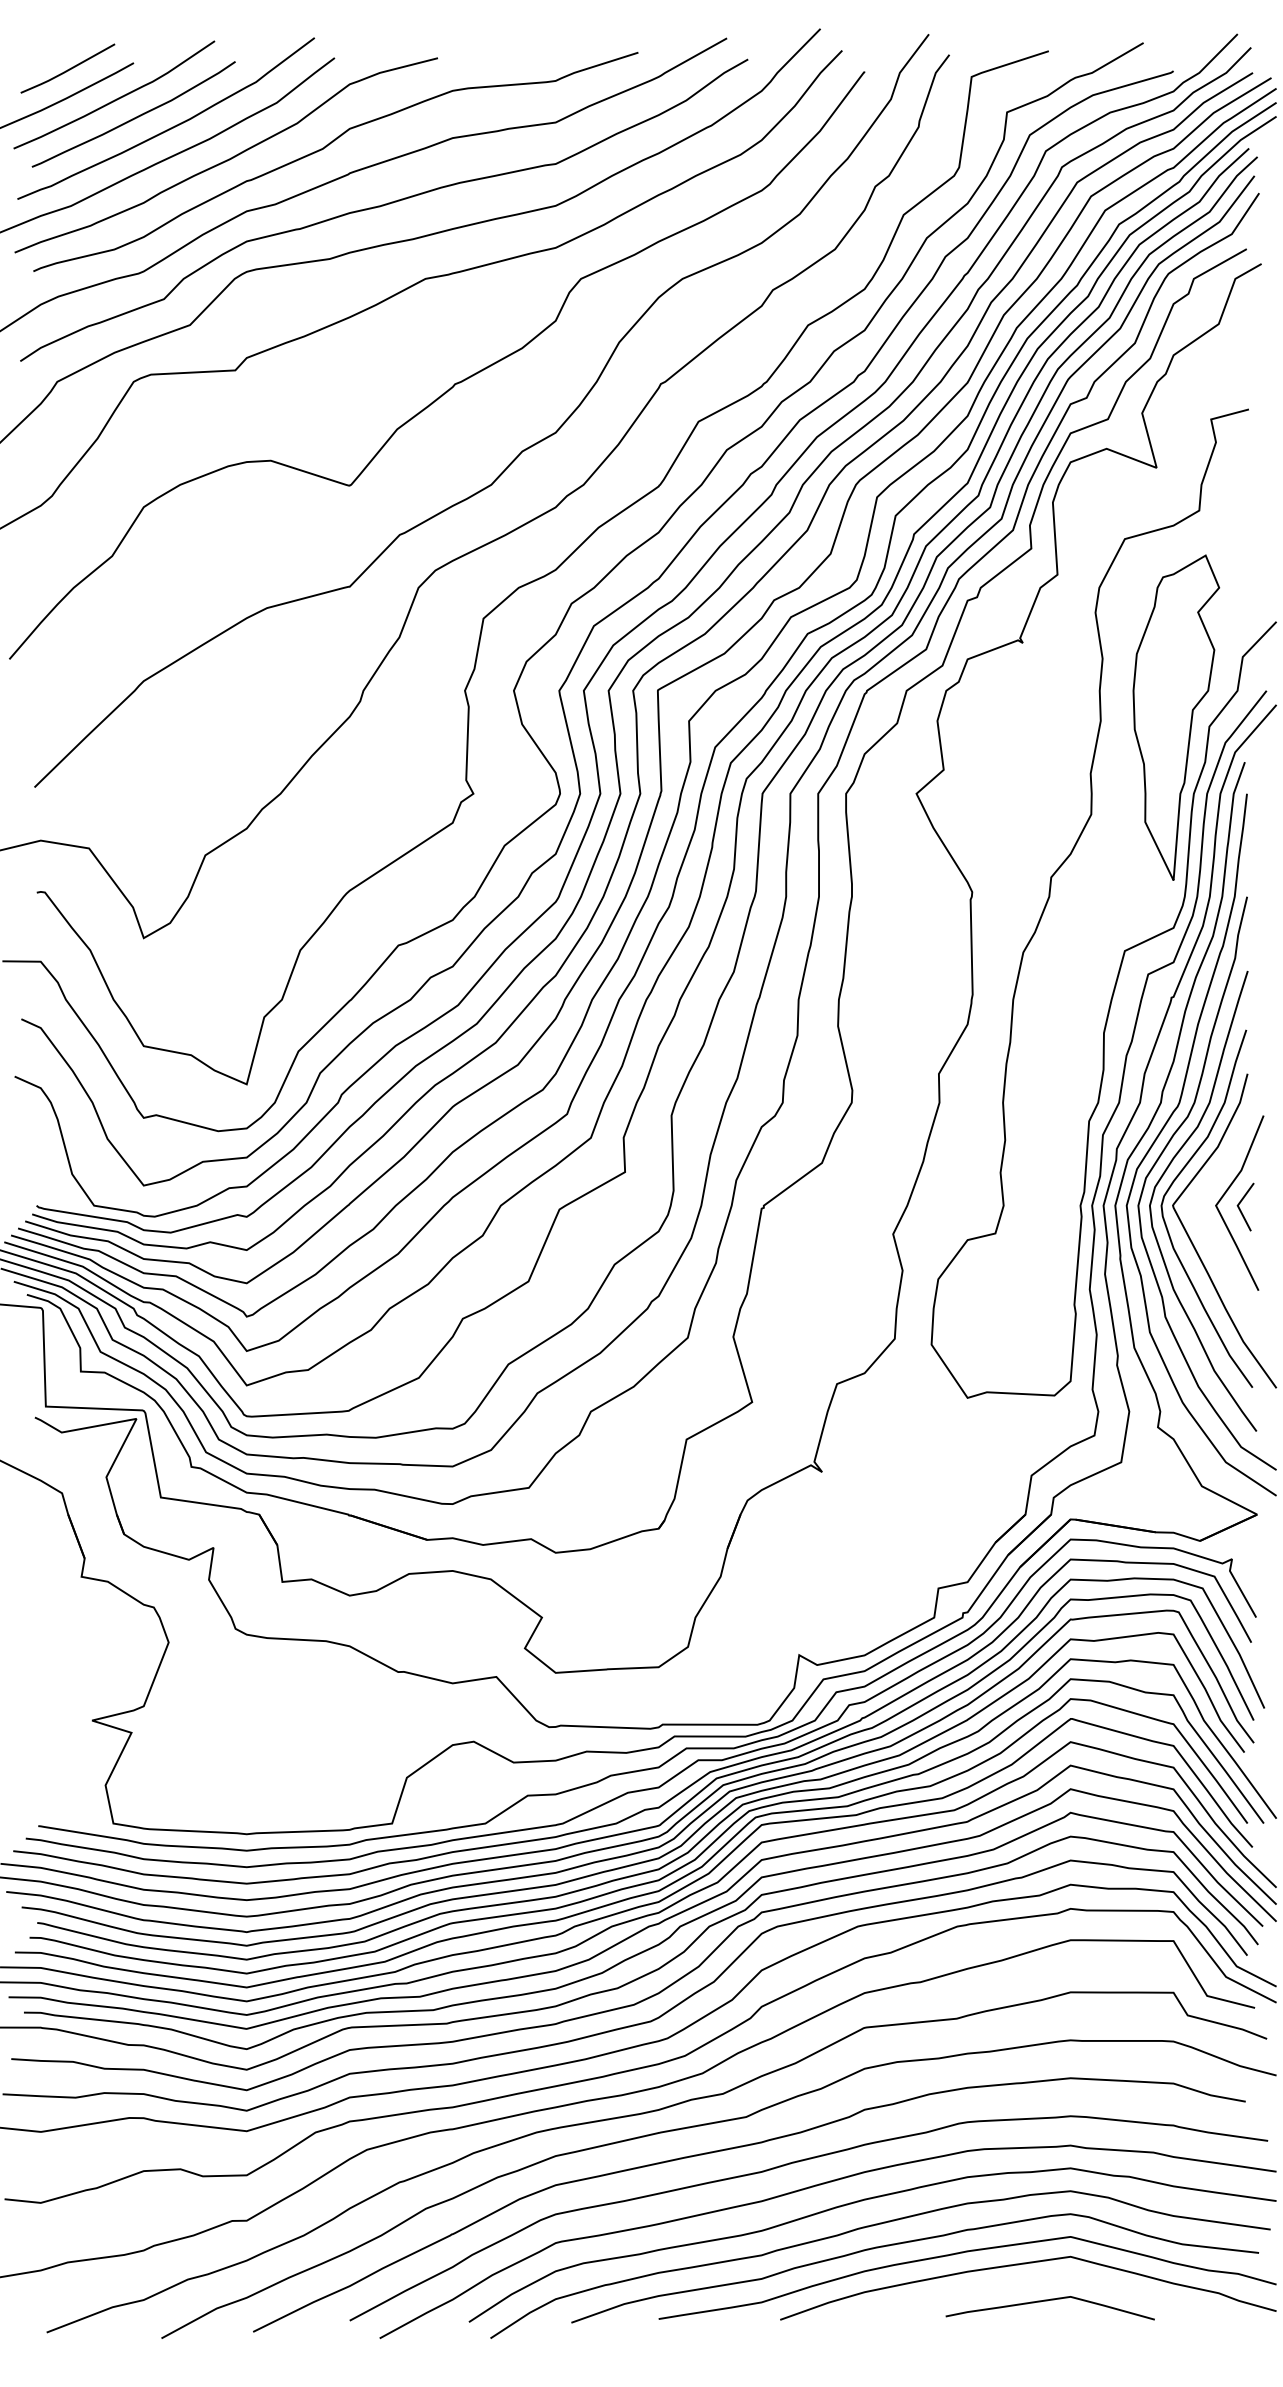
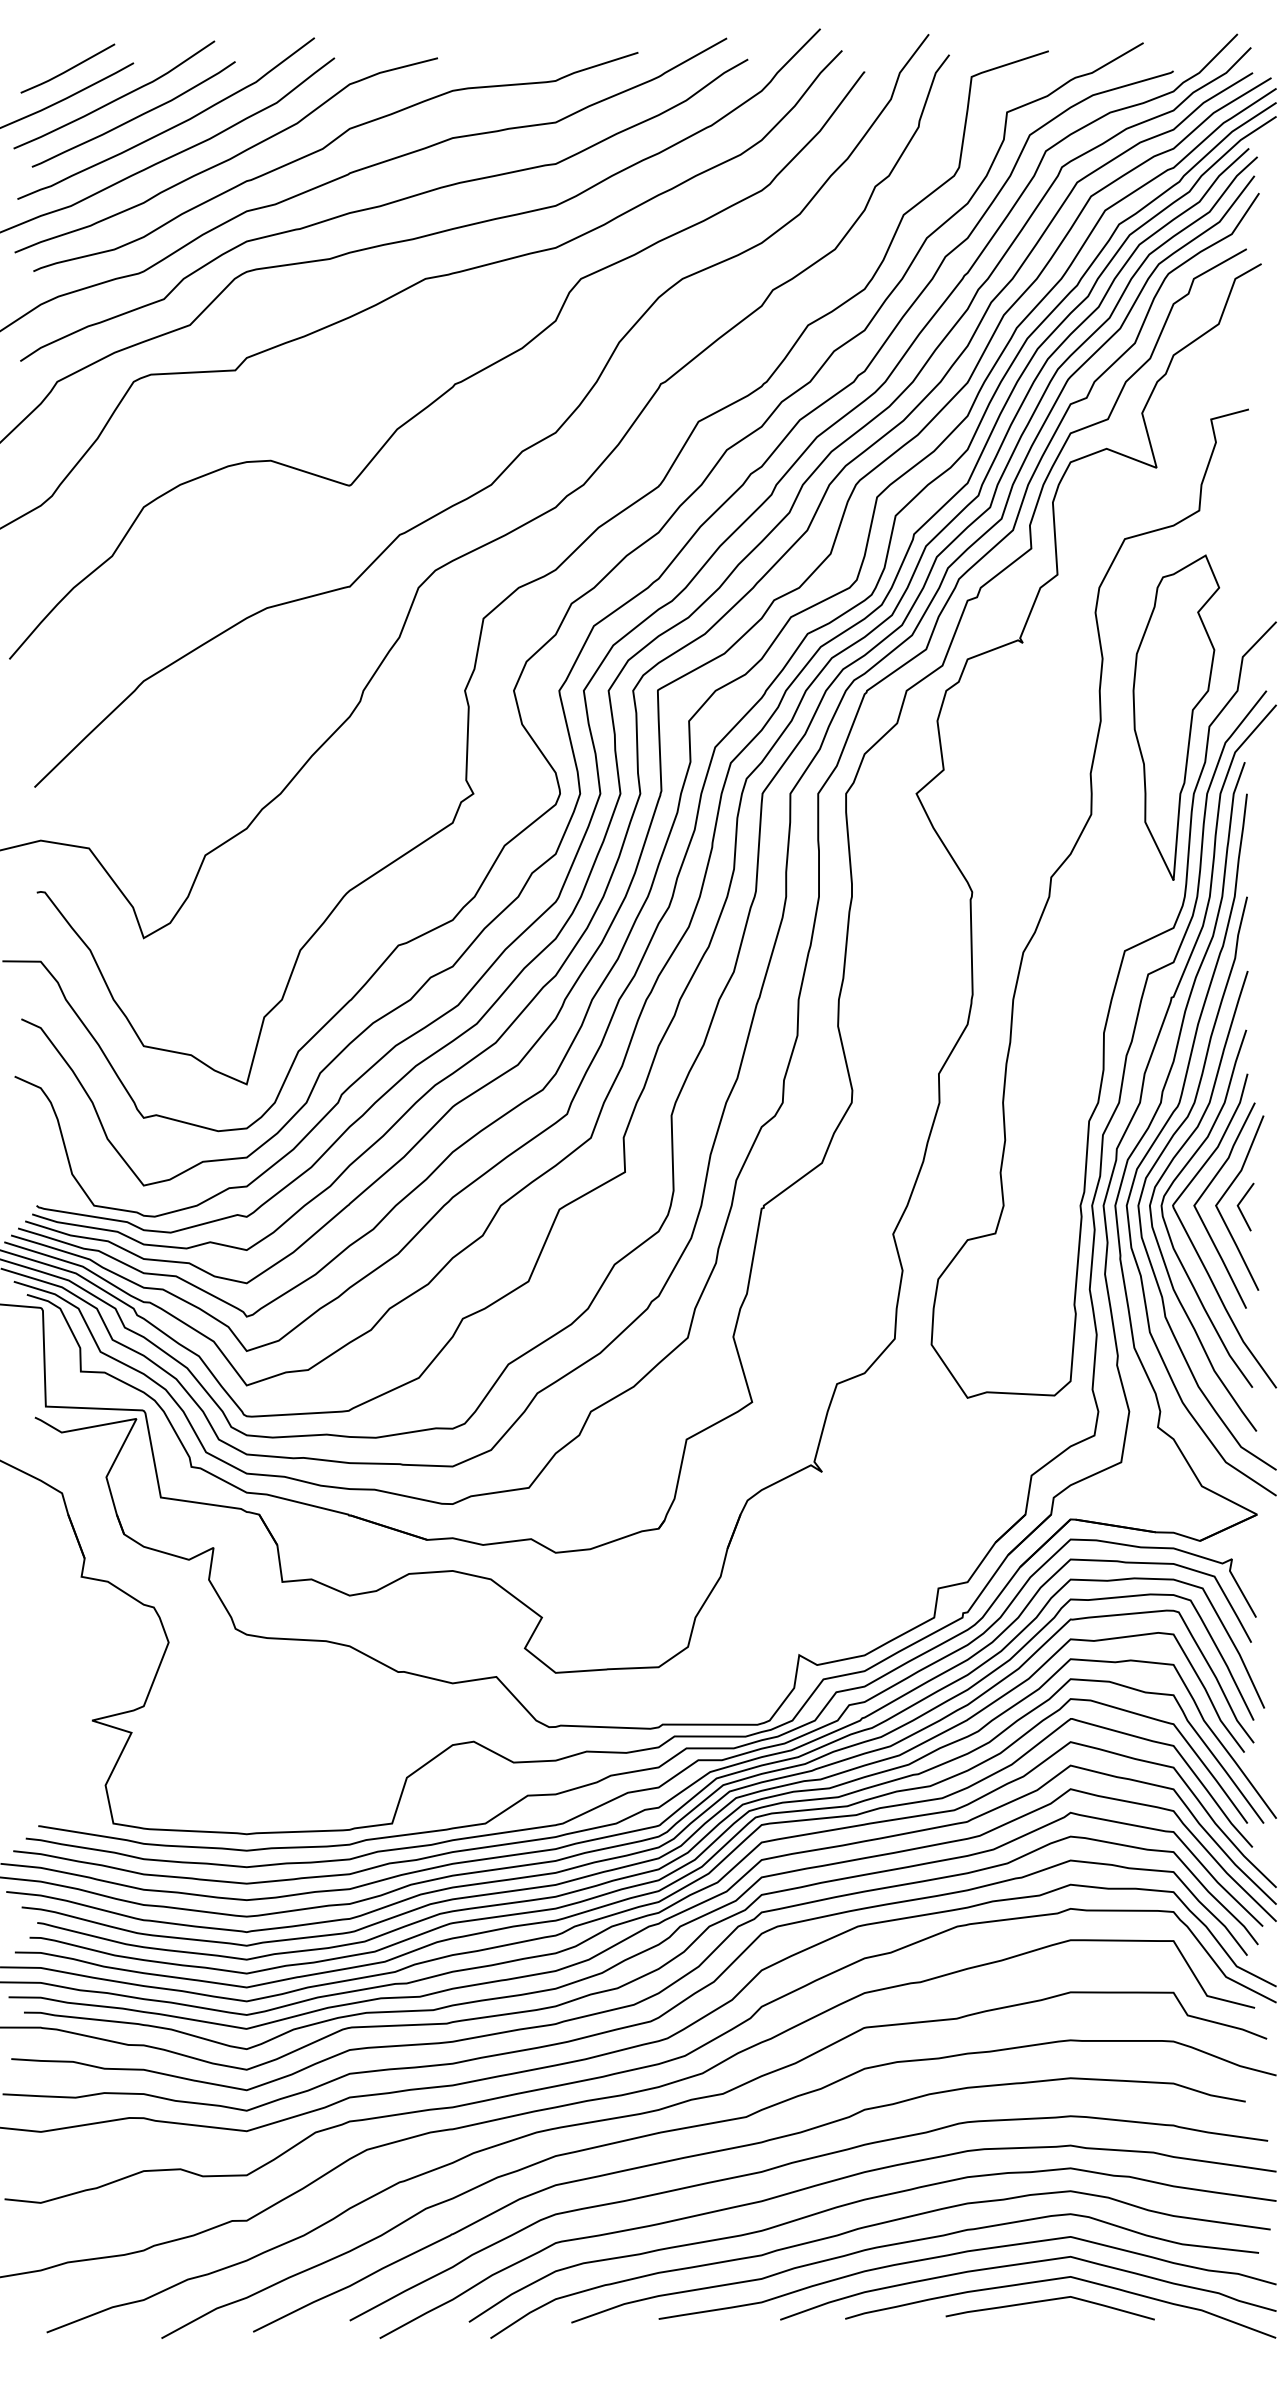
curve: none -> present (1204, 1193)
curve: none -> present (1054, 2280)
